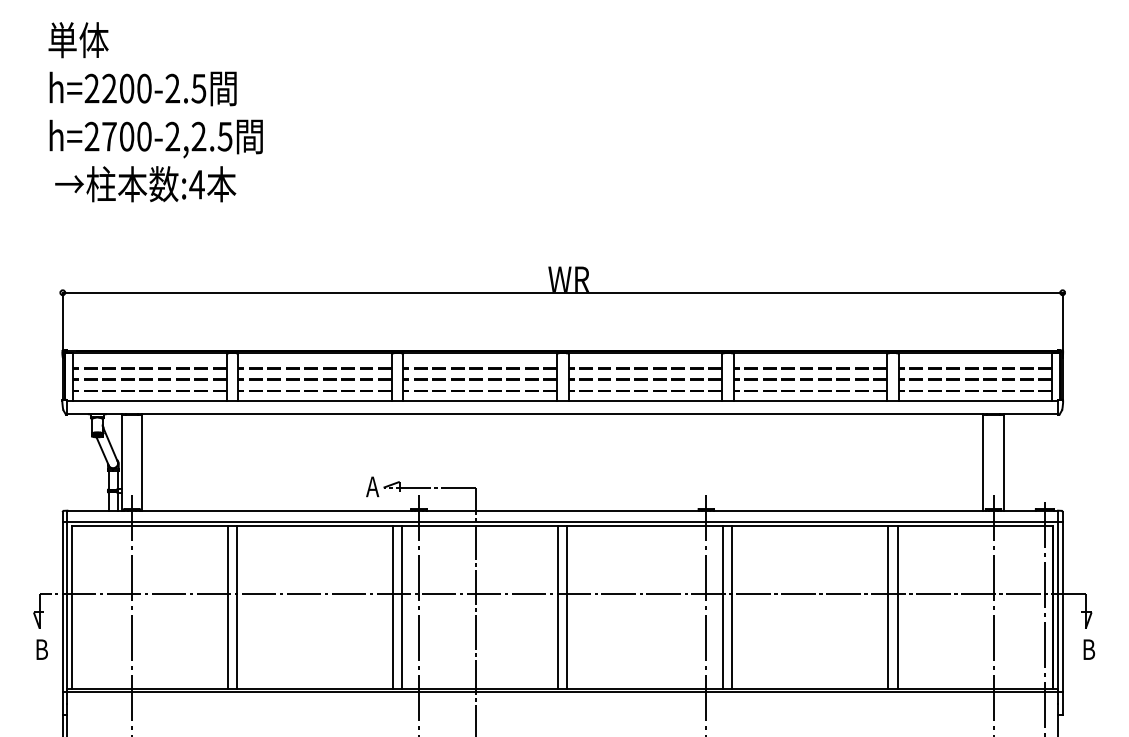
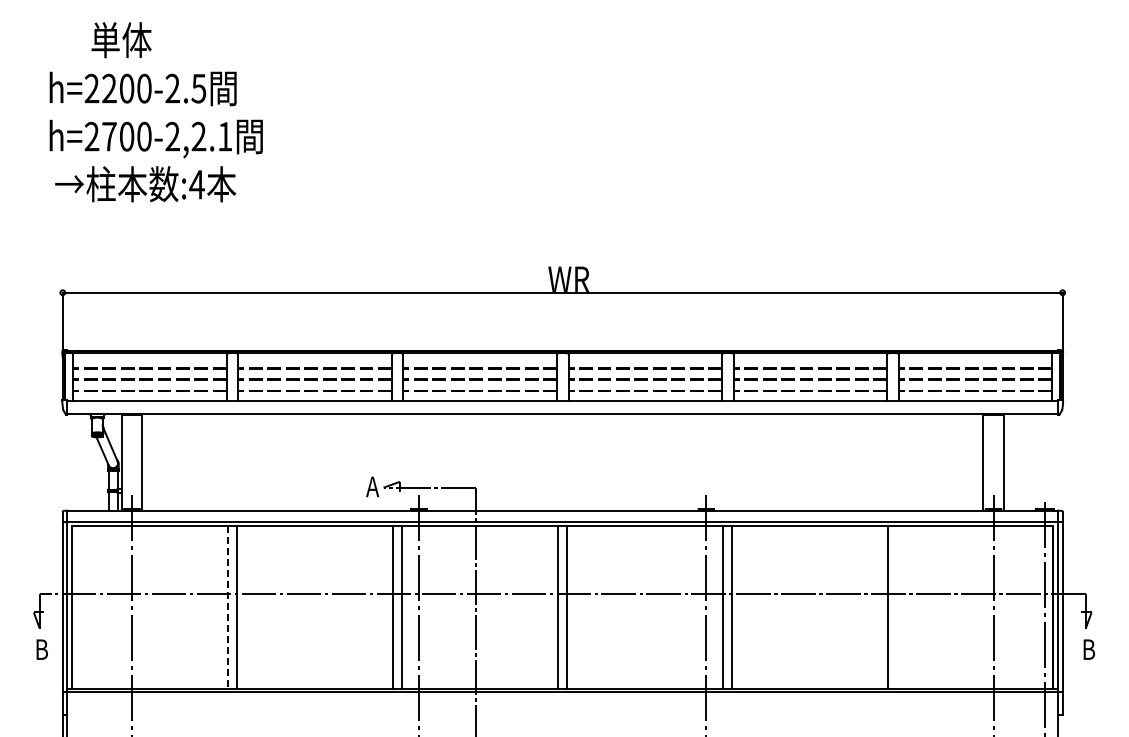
text position: (78, 40) -> (121, 40) (121, 40)
text: h=2700-2,2.5 -> h=2700-2,2.1 (224, 136)
line: present -> none (897, 606)
line: solid -> dashed (227, 607)
